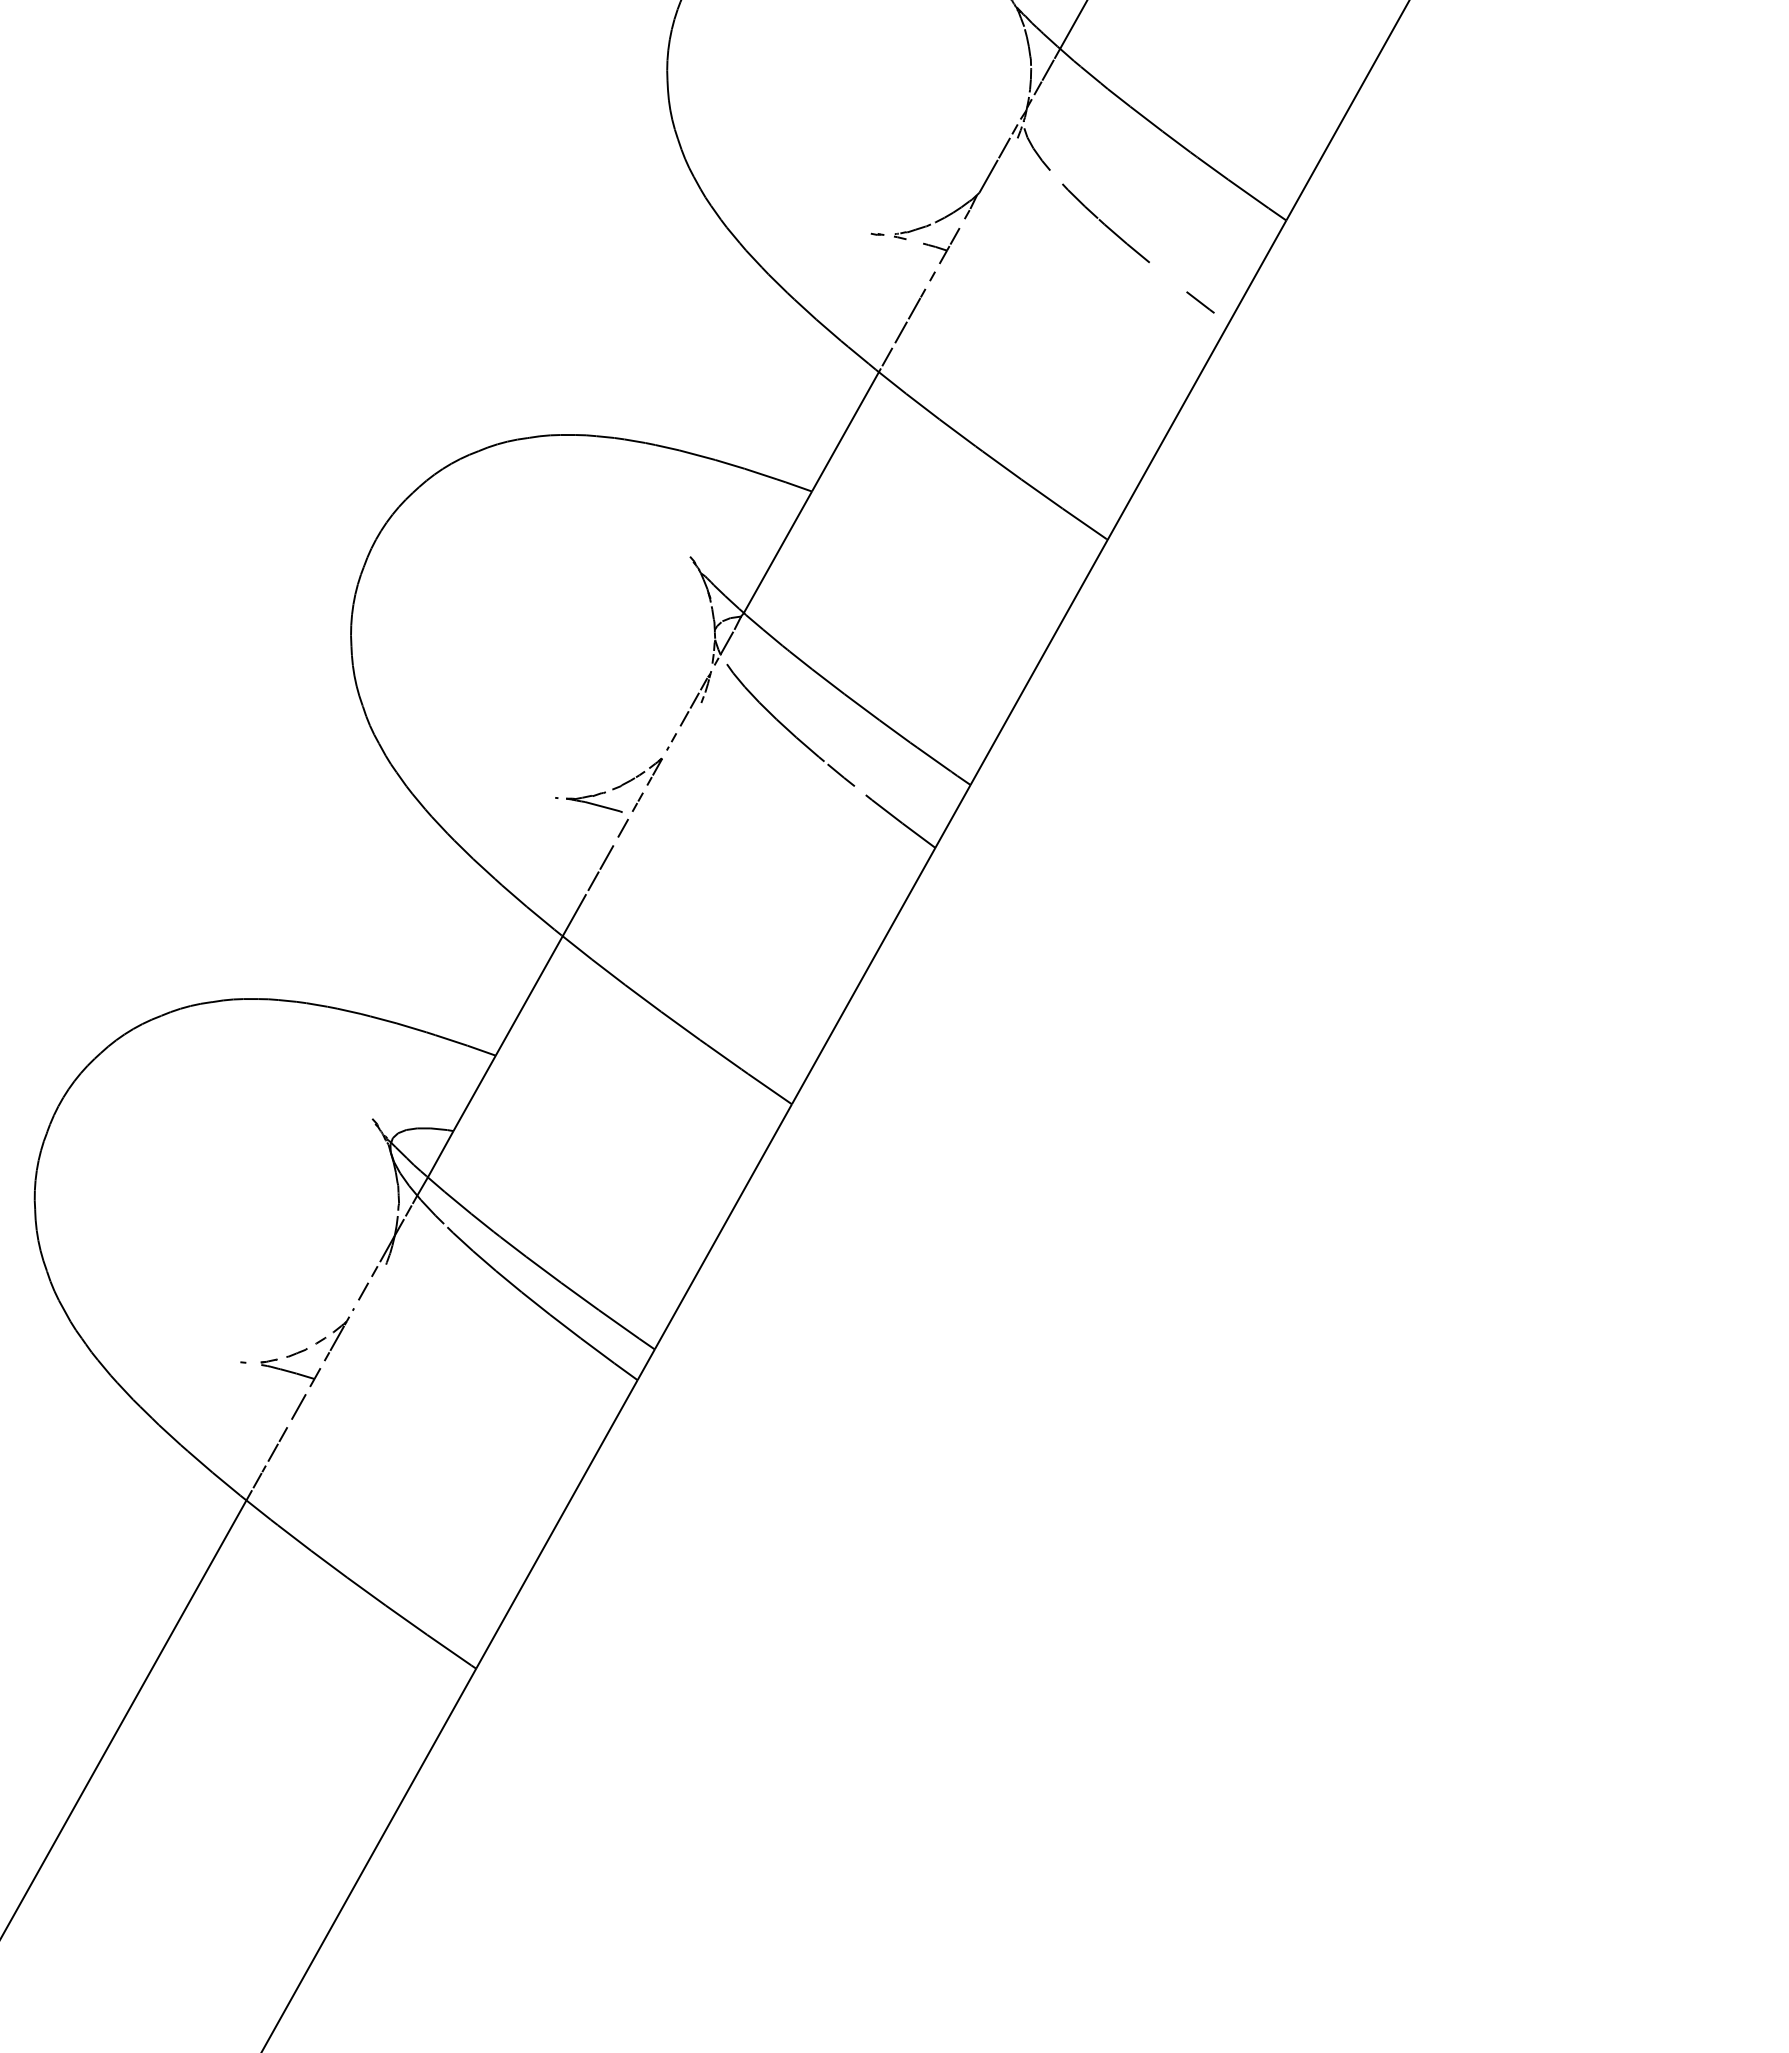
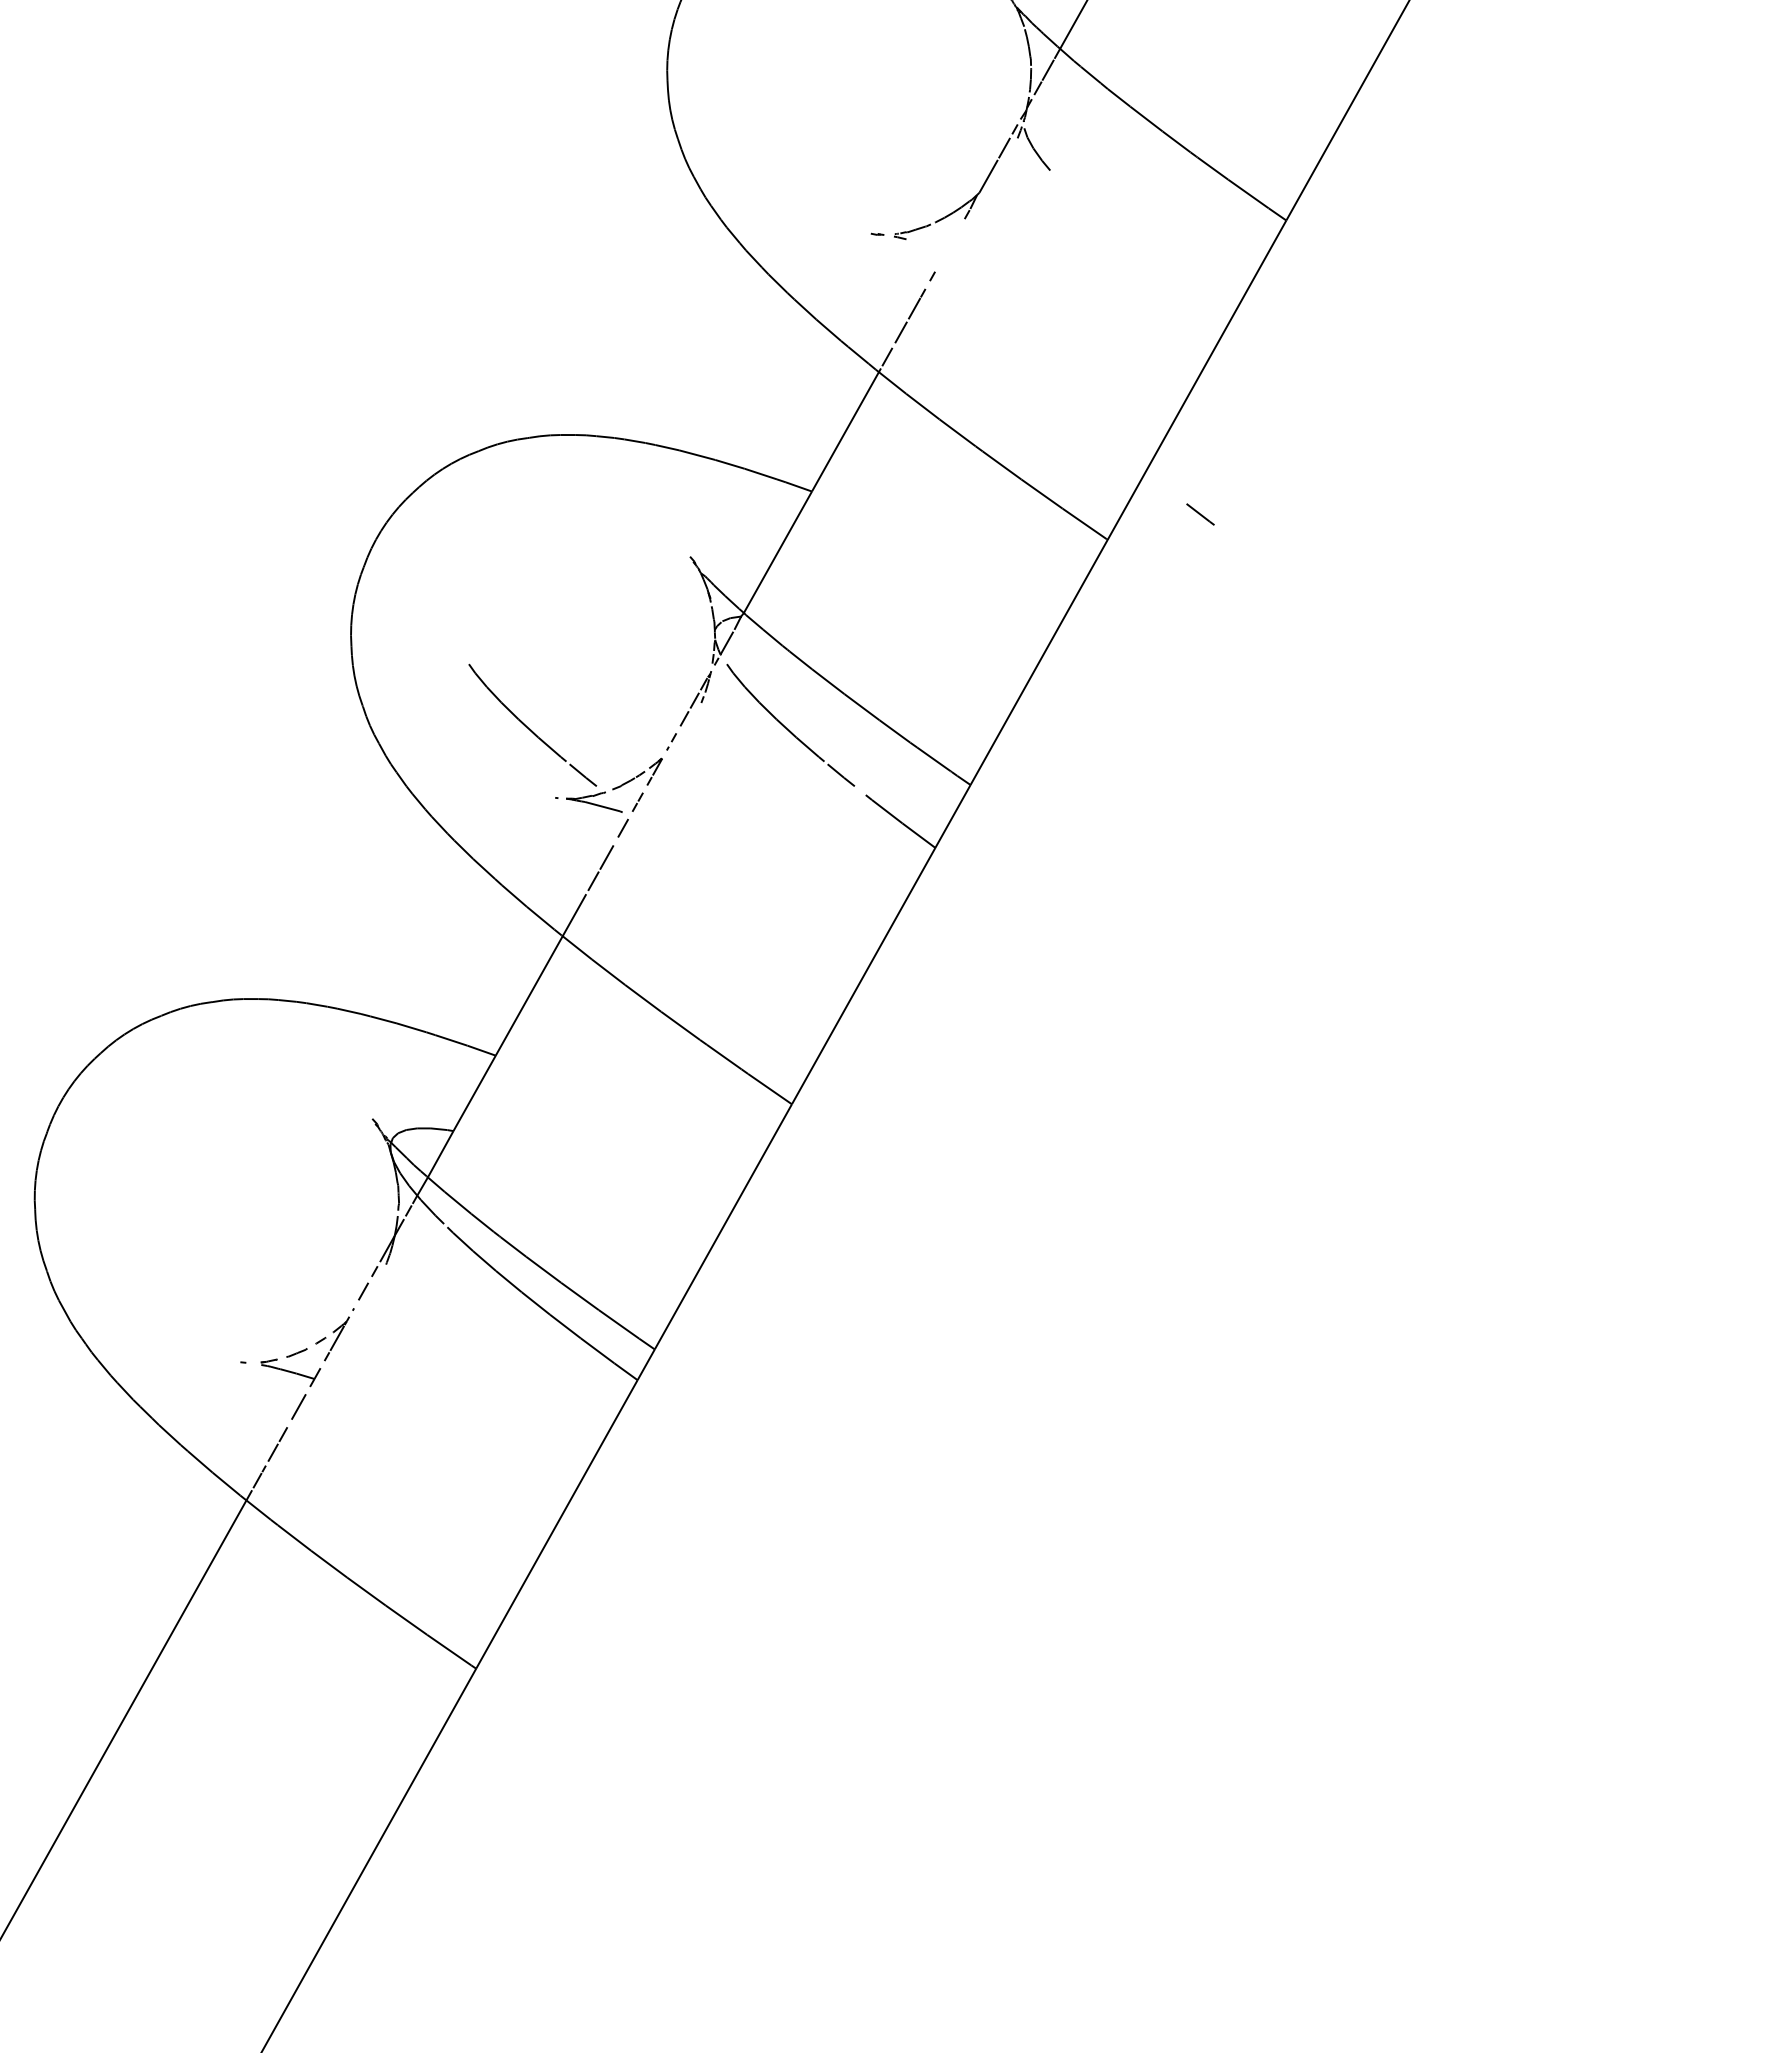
part: present -> none (1105, 223)
part: present -> none (941, 246)
line position: (1200, 302) -> (1200, 514) (1200, 514)
part: none -> present (532, 724)
